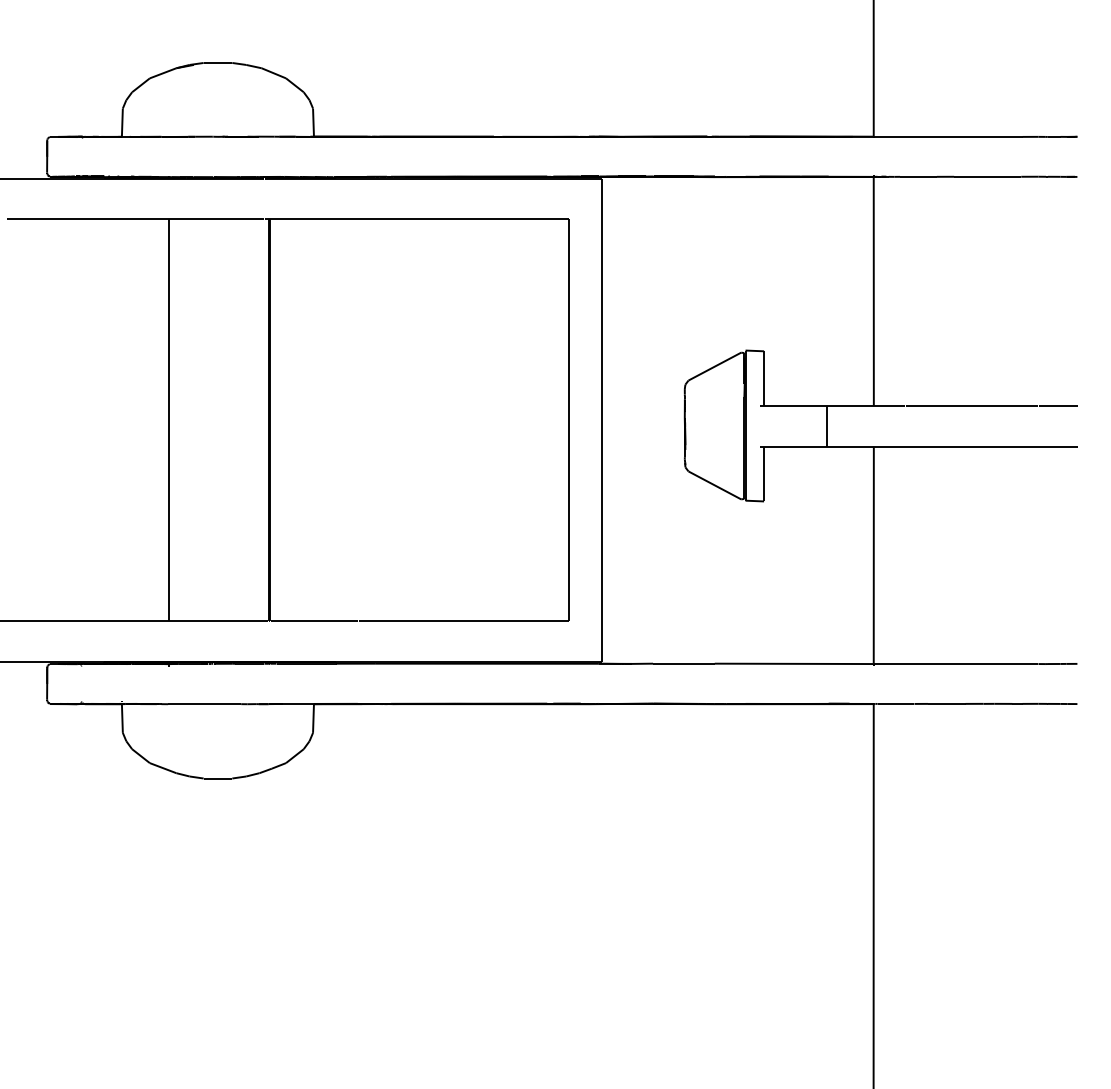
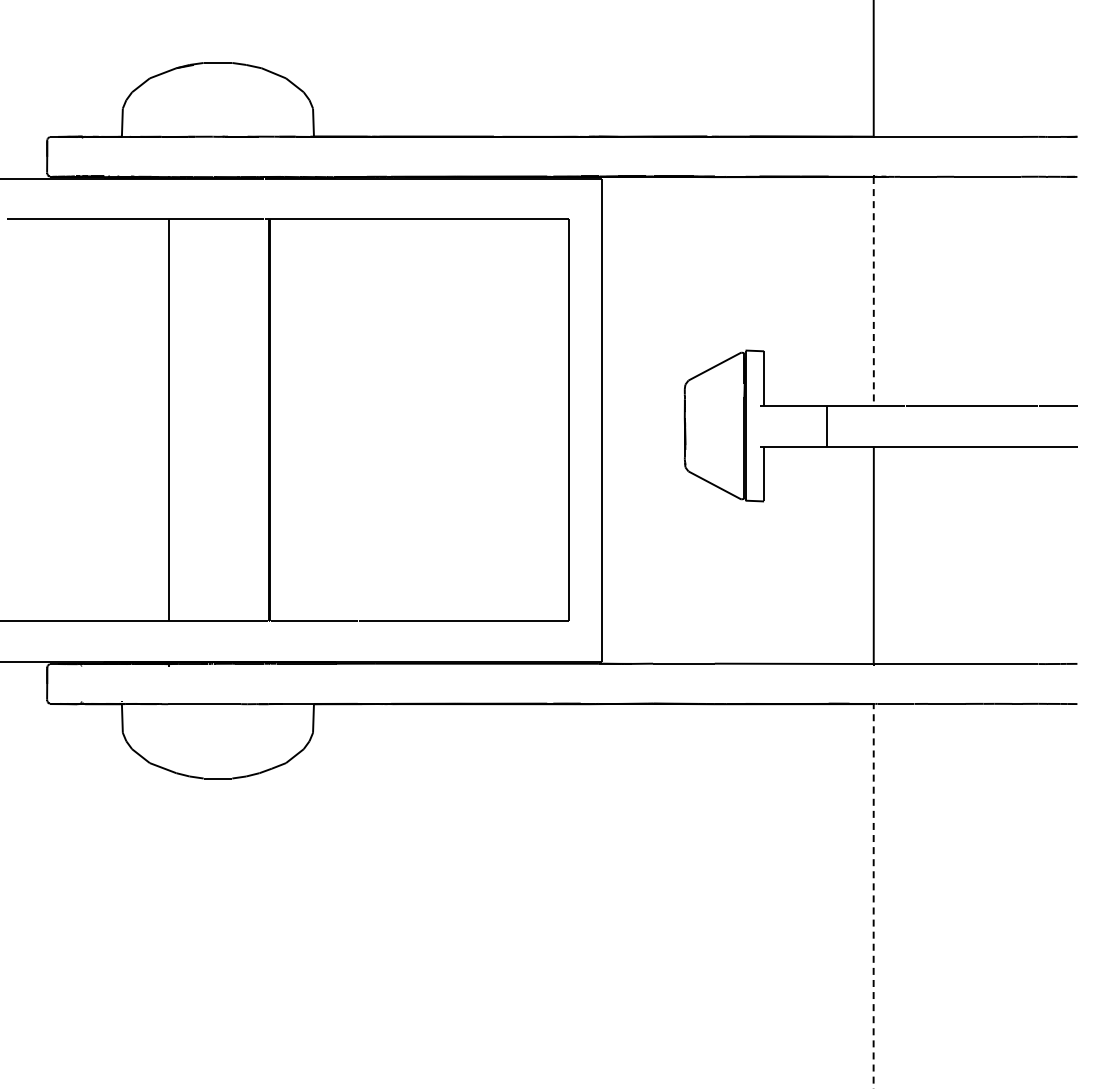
line: solid -> dashed (873, 291)
line: solid -> dashed (873, 896)
